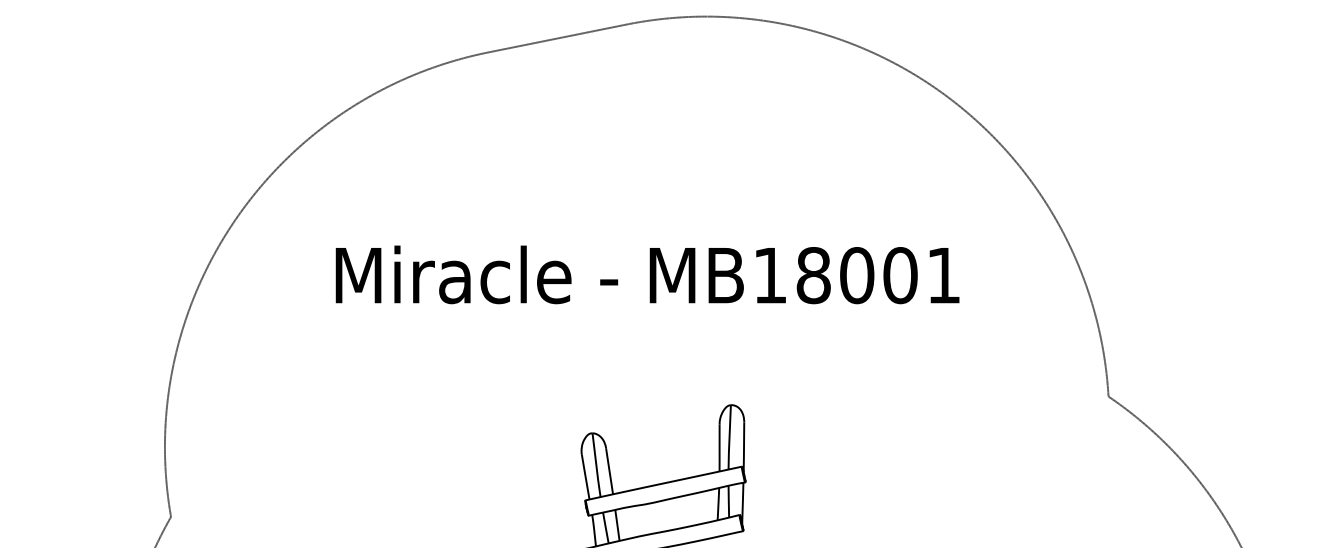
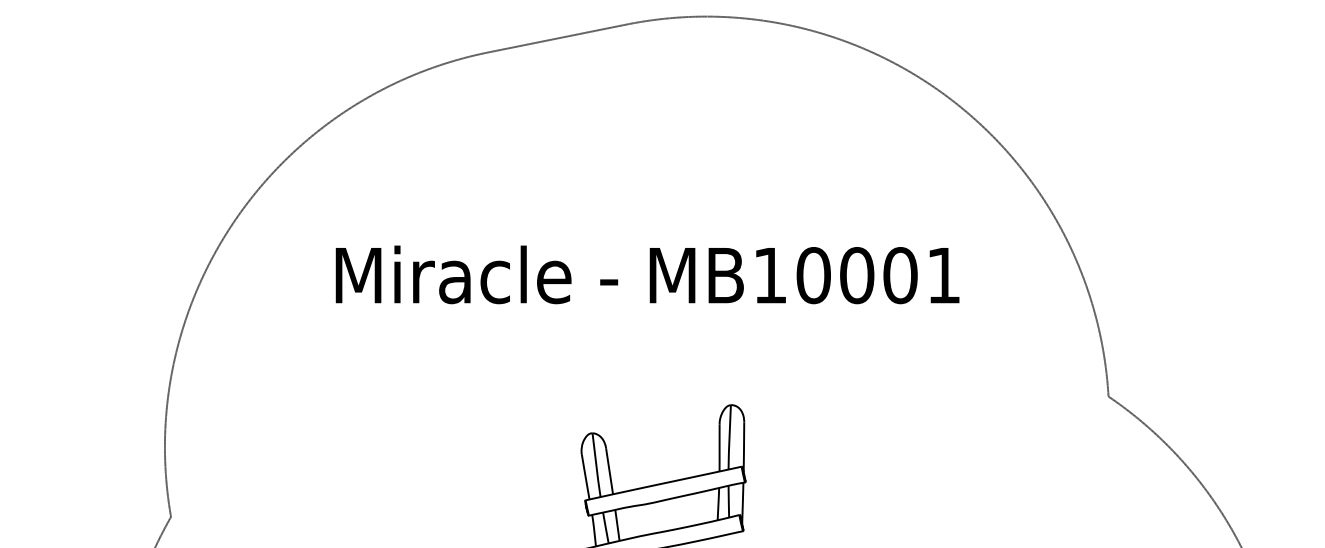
text: MB18001 -> MB10001 (813, 275)
